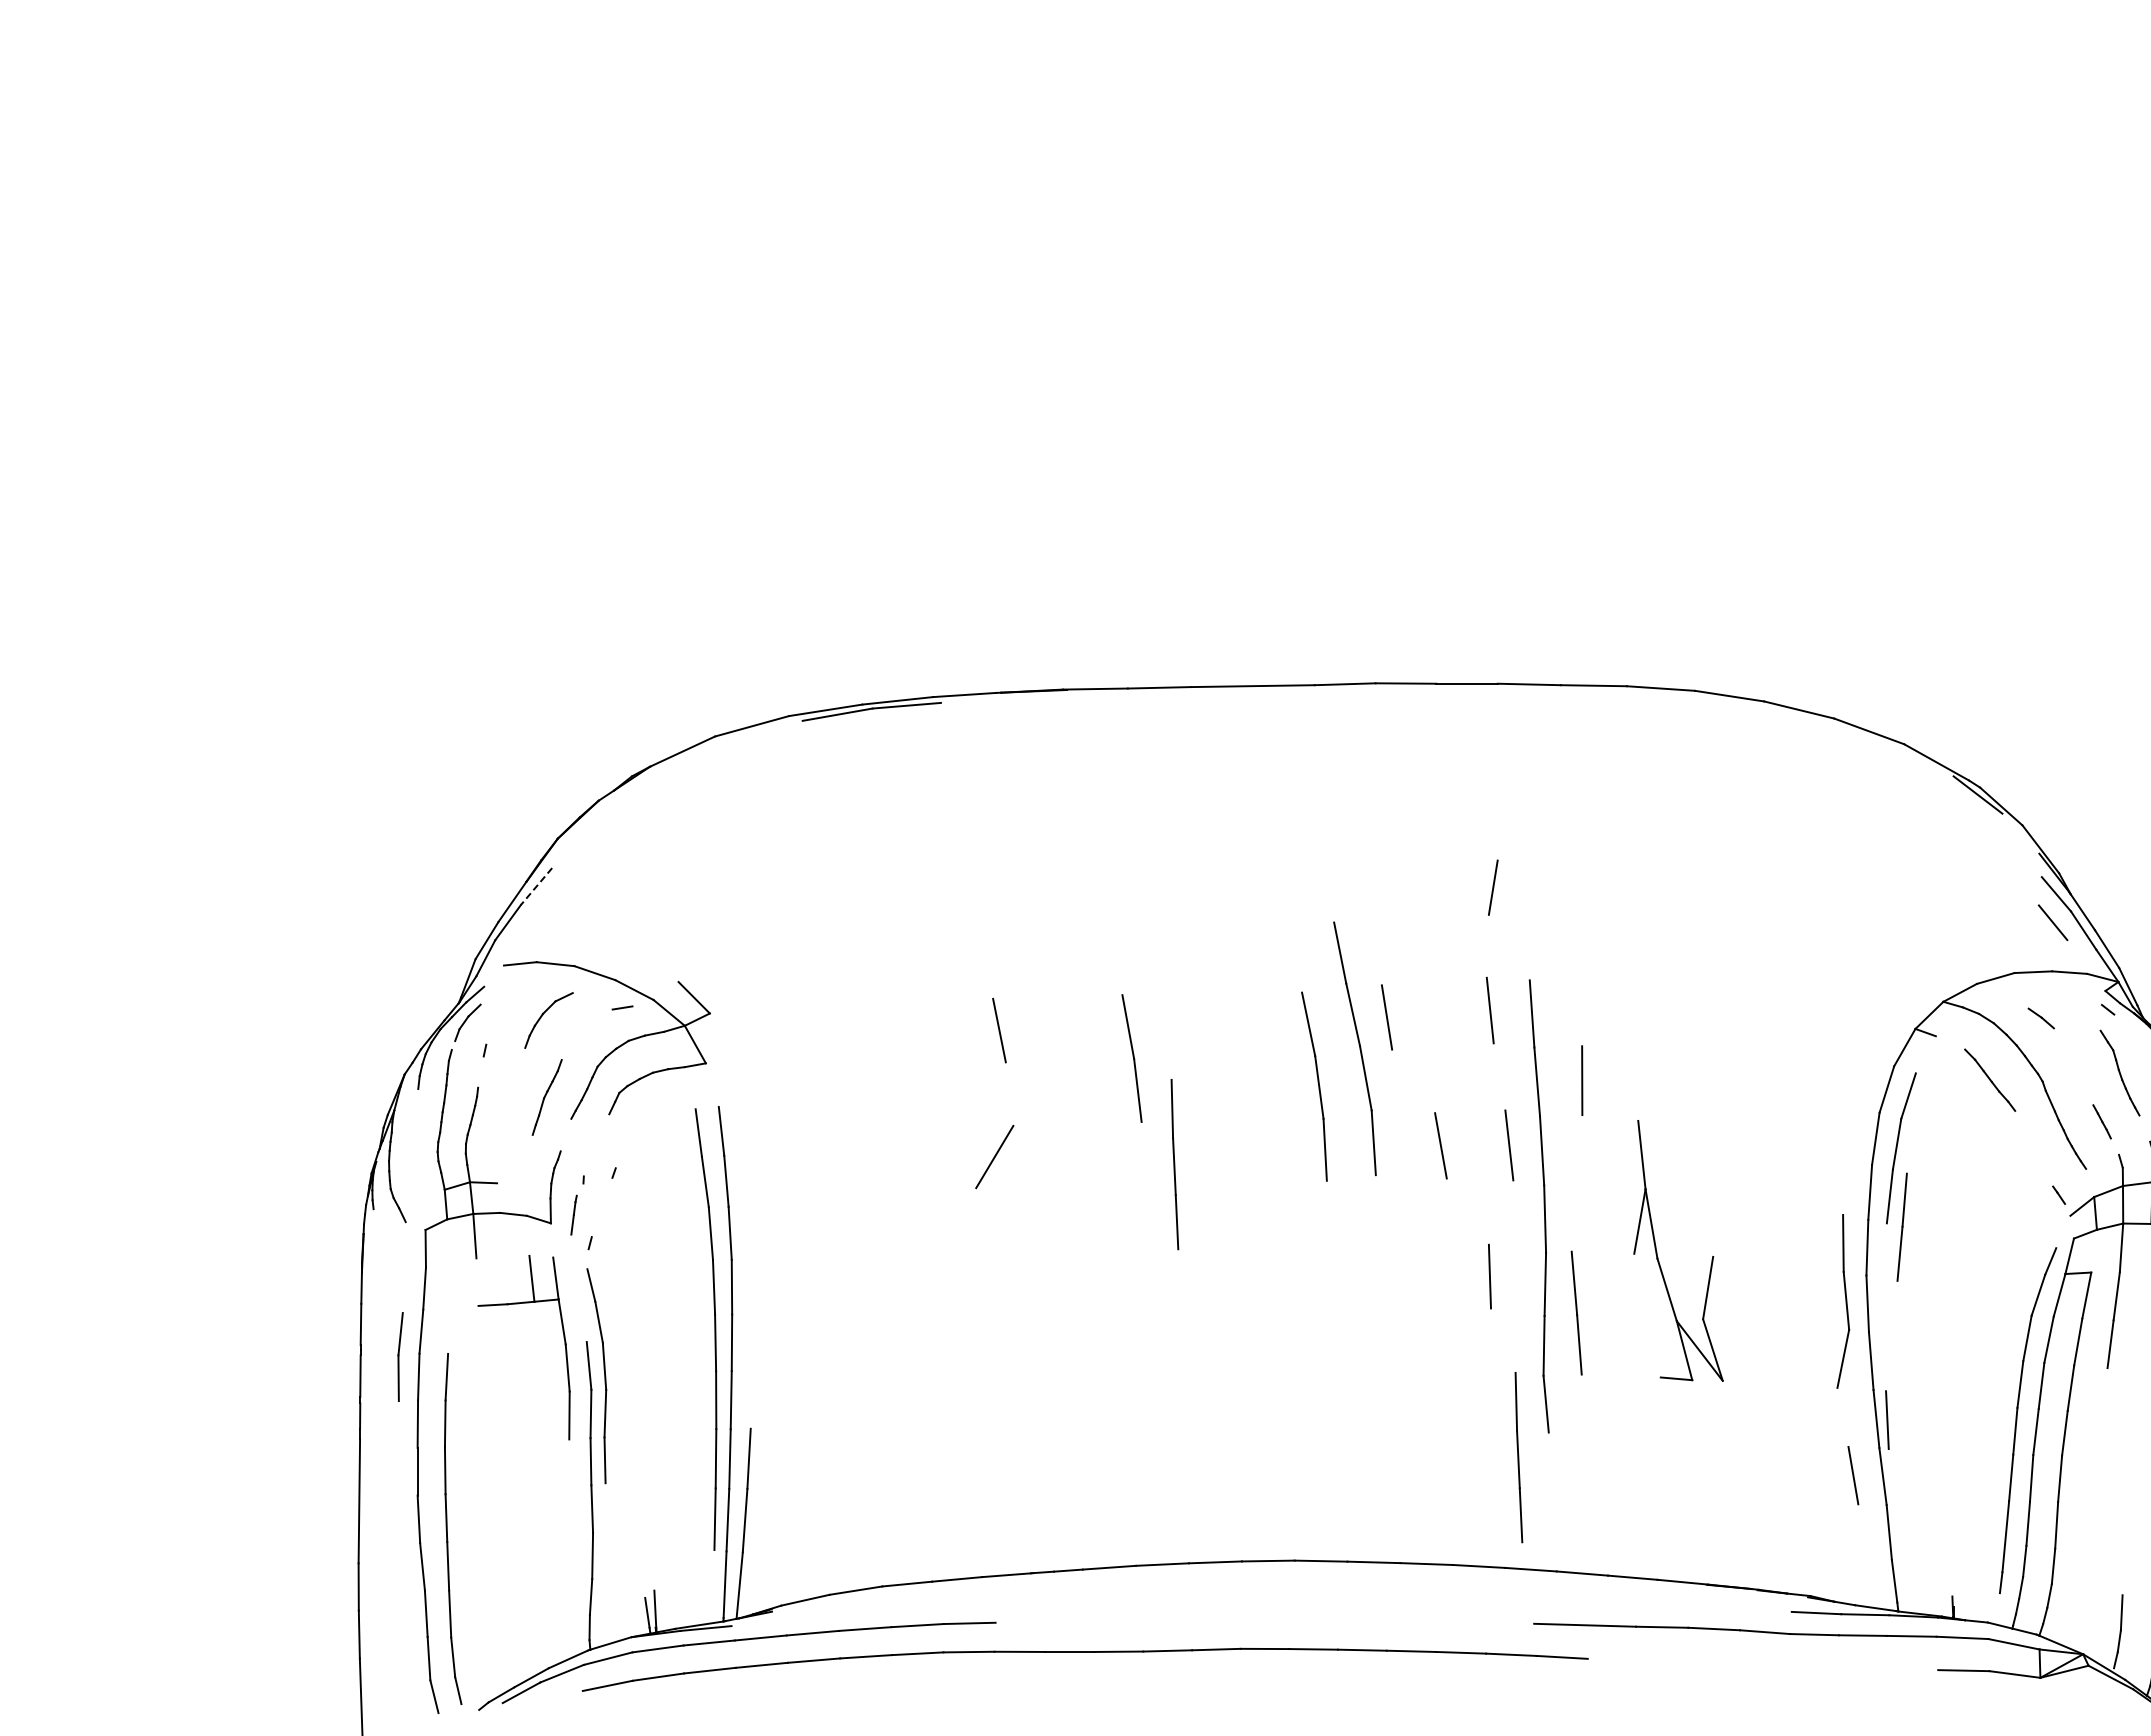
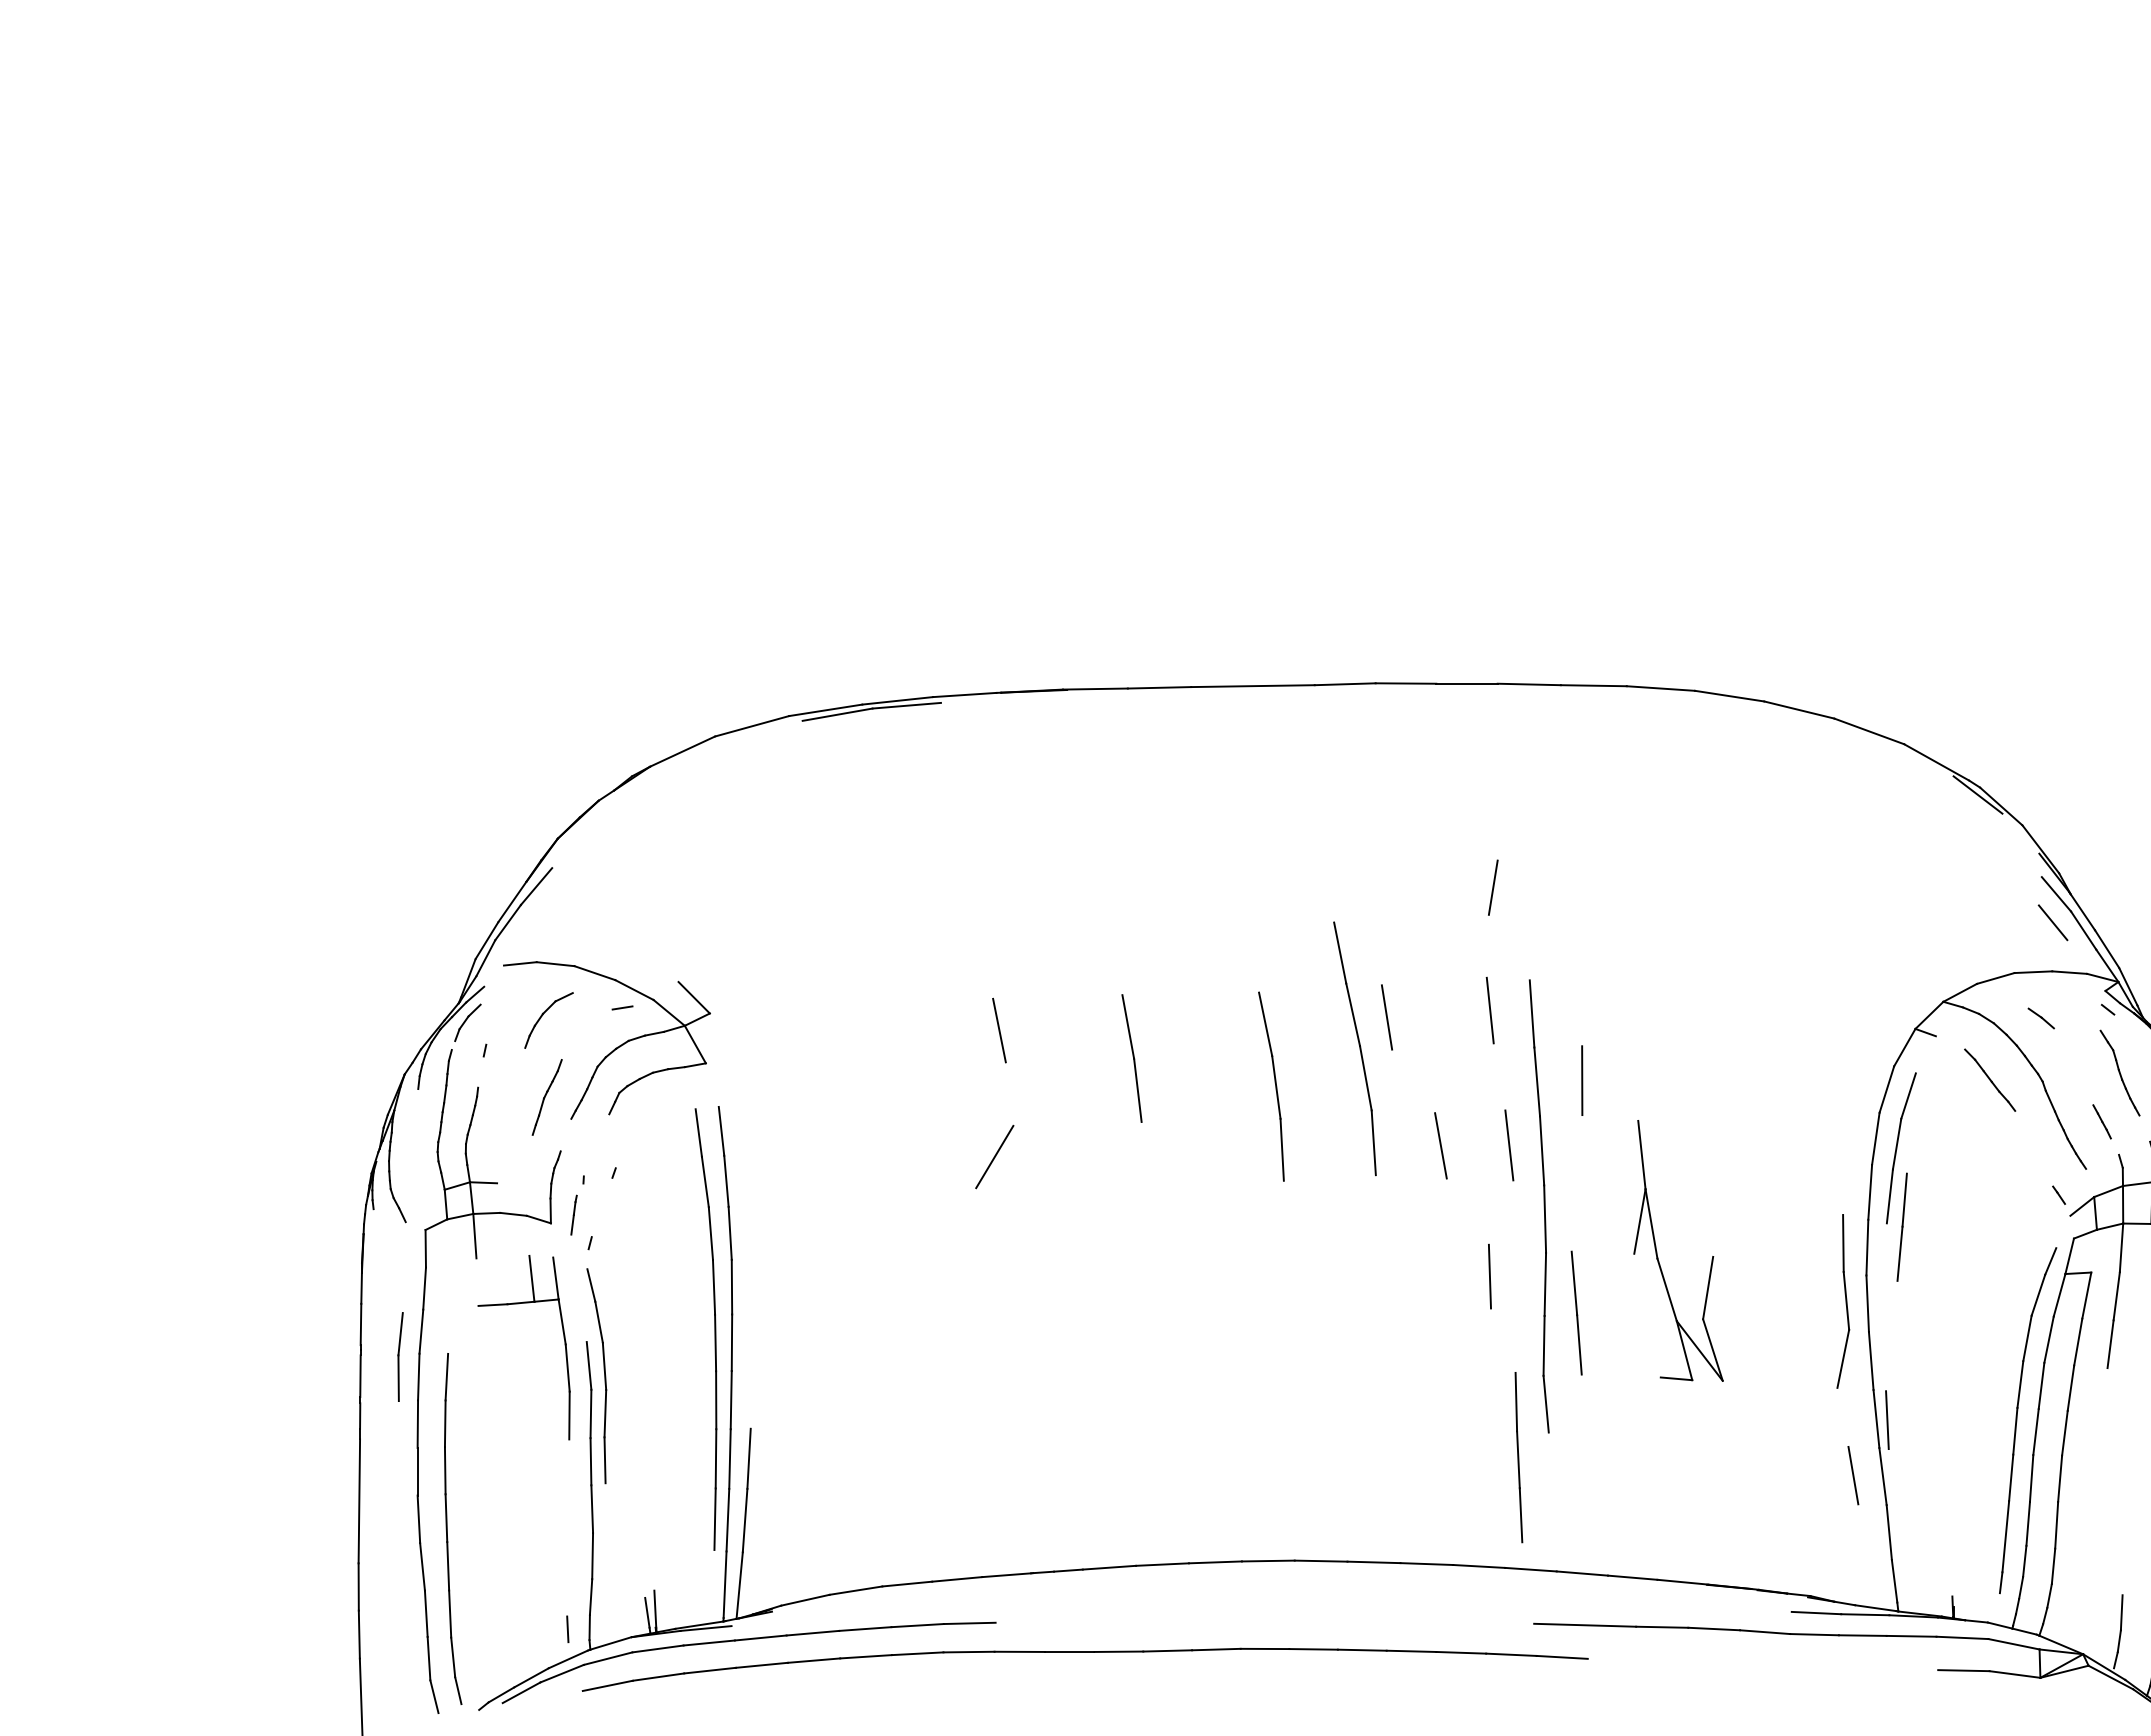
line: dashed -> solid (536, 886)
part position: (1314, 1086) -> (1271, 1086) (1271, 1086)
line: present -> none (1174, 1164)
line: none -> present (567, 1629)
